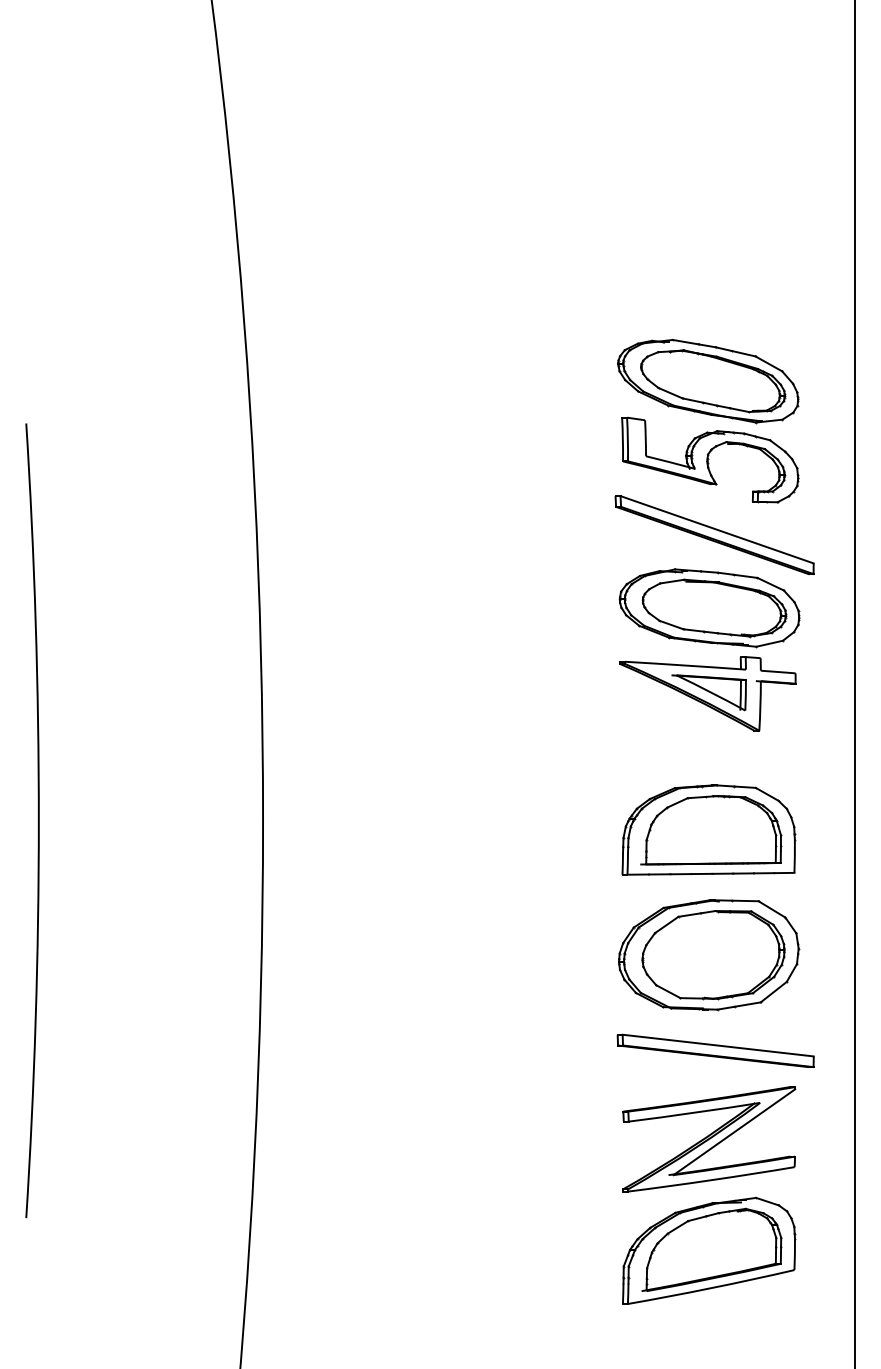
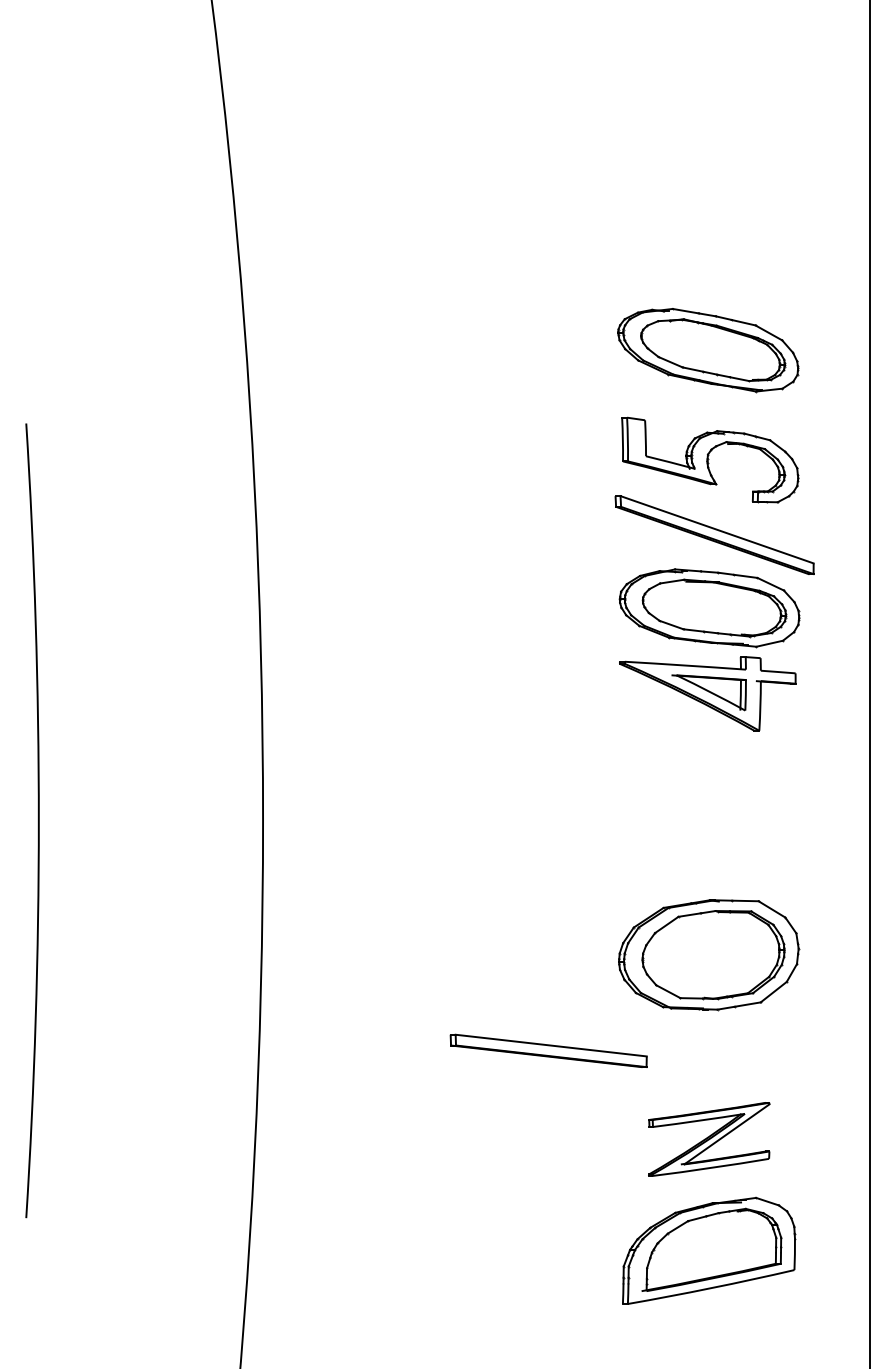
part position: (708, 381) -> (708, 350) (708, 350)
line position: (854, 683) -> (869, 683) (869, 683)
part: present -> none (708, 829)
part position: (715, 1050) -> (548, 1050) (548, 1050)
part size: 175x107 px -> 123x75 px (709, 1139)
